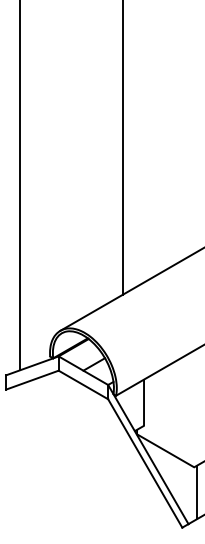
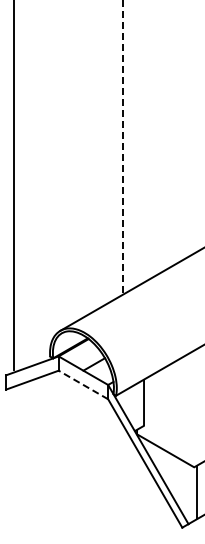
line: solid -> dashed (122, 148)
line position: (19, 186) -> (13, 186) (13, 186)
line: solid -> dashed (83, 384)
